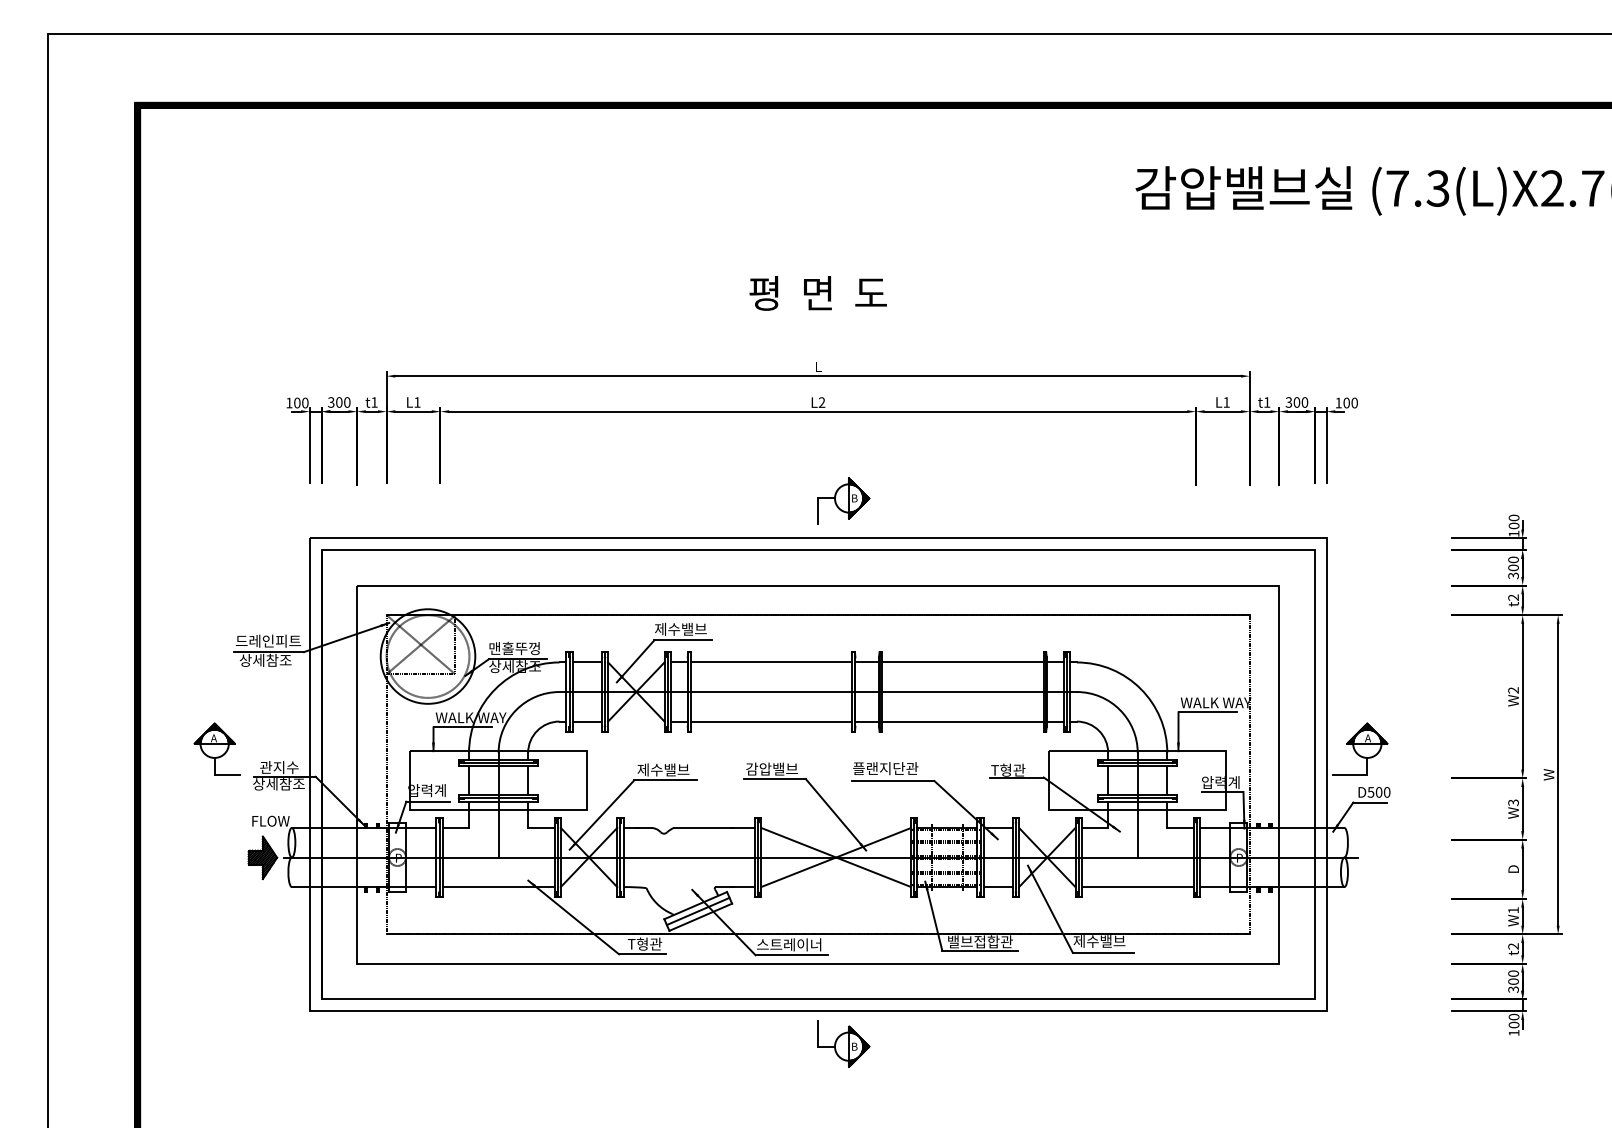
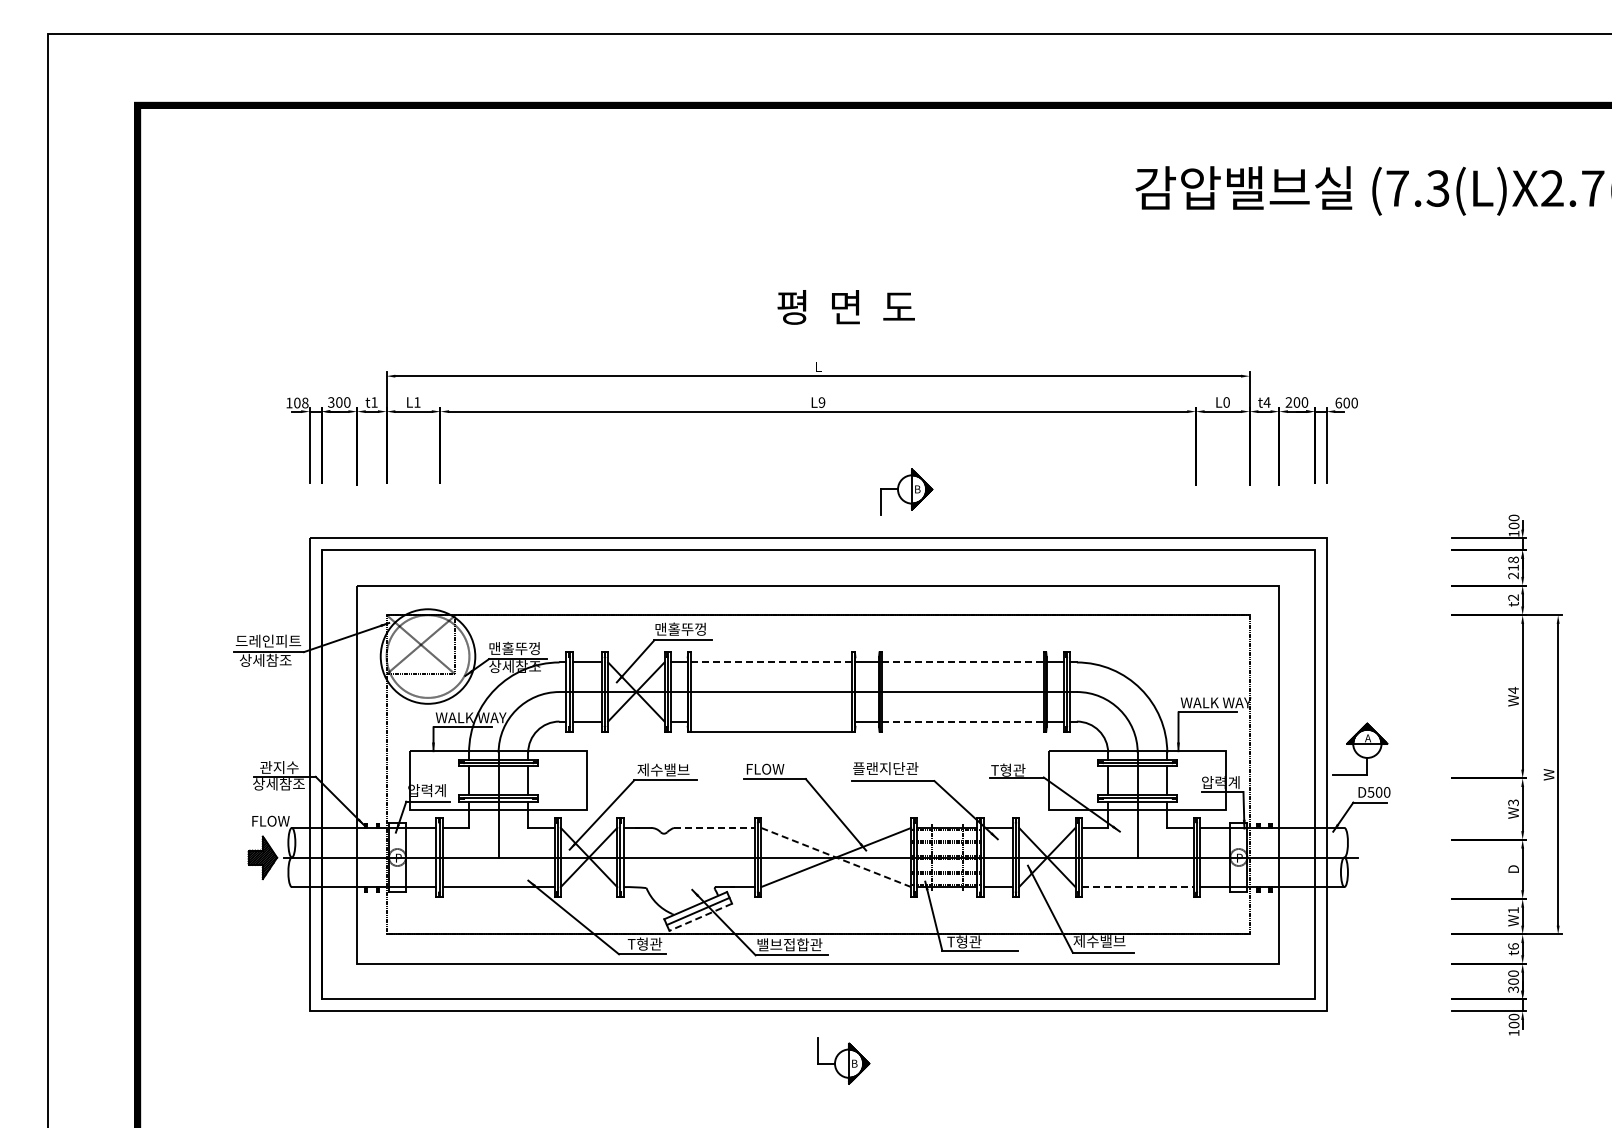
text position: (817, 293) -> (845, 307) (845, 307)
text: L2 -> L9 (821, 402)
text: L1 -> L0 (1226, 402)
text: t1 -> t4 (1266, 402)
text: 300 -> 200 (1288, 402)
text: 100 -> 600 (1338, 402)
text: 100 -> 108 (305, 403)
part position: (843, 500) -> (906, 491) (906, 491)
text: 300 -> 218 (1513, 567)
text: 제수밸브 -> 맨홀뚜껑 (680, 628)
line: solid -> dashed (771, 662)
line: solid -> dashed (962, 662)
text: W2 -> W4 (1513, 690)
line position: (771, 721) -> (771, 731) (771, 731)
line: solid -> dashed (962, 721)
part: present -> none (216, 748)
text: 감압밸브 -> FLOW (771, 768)
line: solid -> dashed (714, 827)
line: solid -> dashed (836, 857)
line: solid -> dashed (1137, 887)
line: solid -> dashed (700, 917)
text: 밸브접합관 -> T형관 (979, 941)
text: 스트레이너 -> 밸브접합관 (789, 944)
text: t2 -> t6 (1513, 946)
part position: (843, 1043) -> (843, 1060) (843, 1060)
